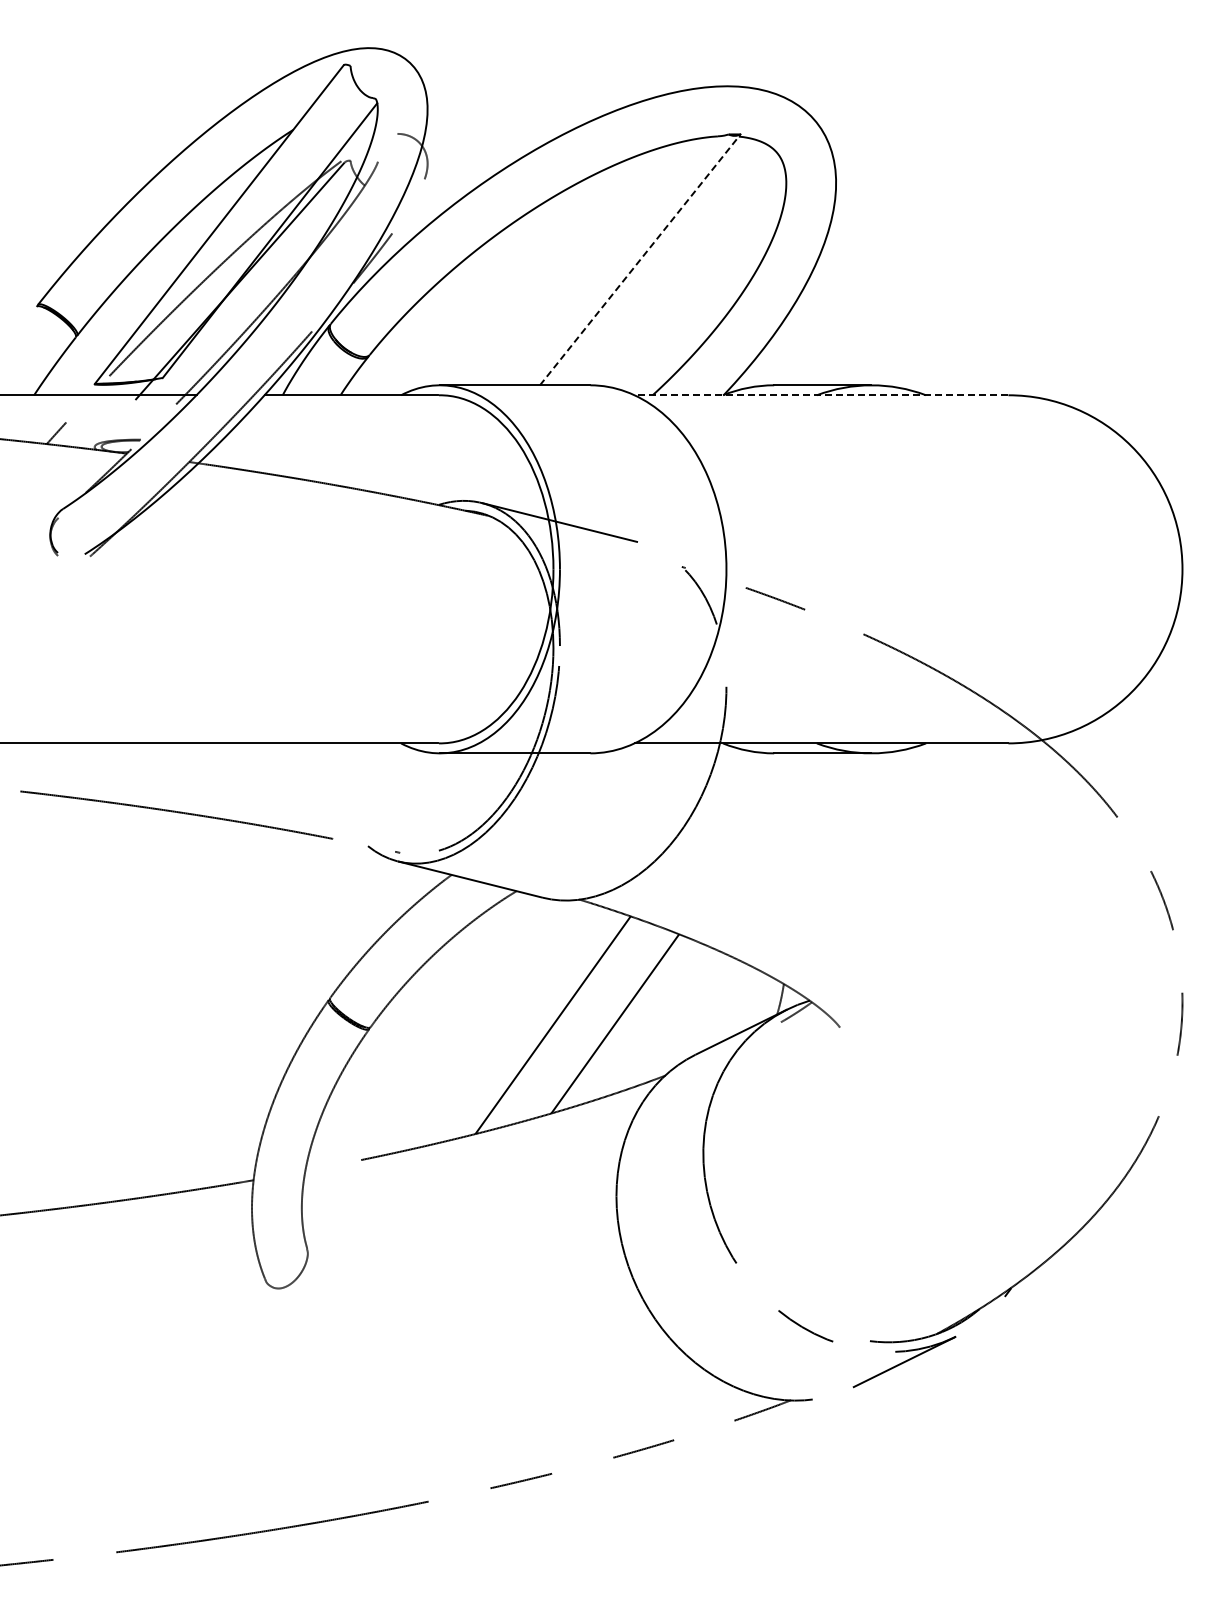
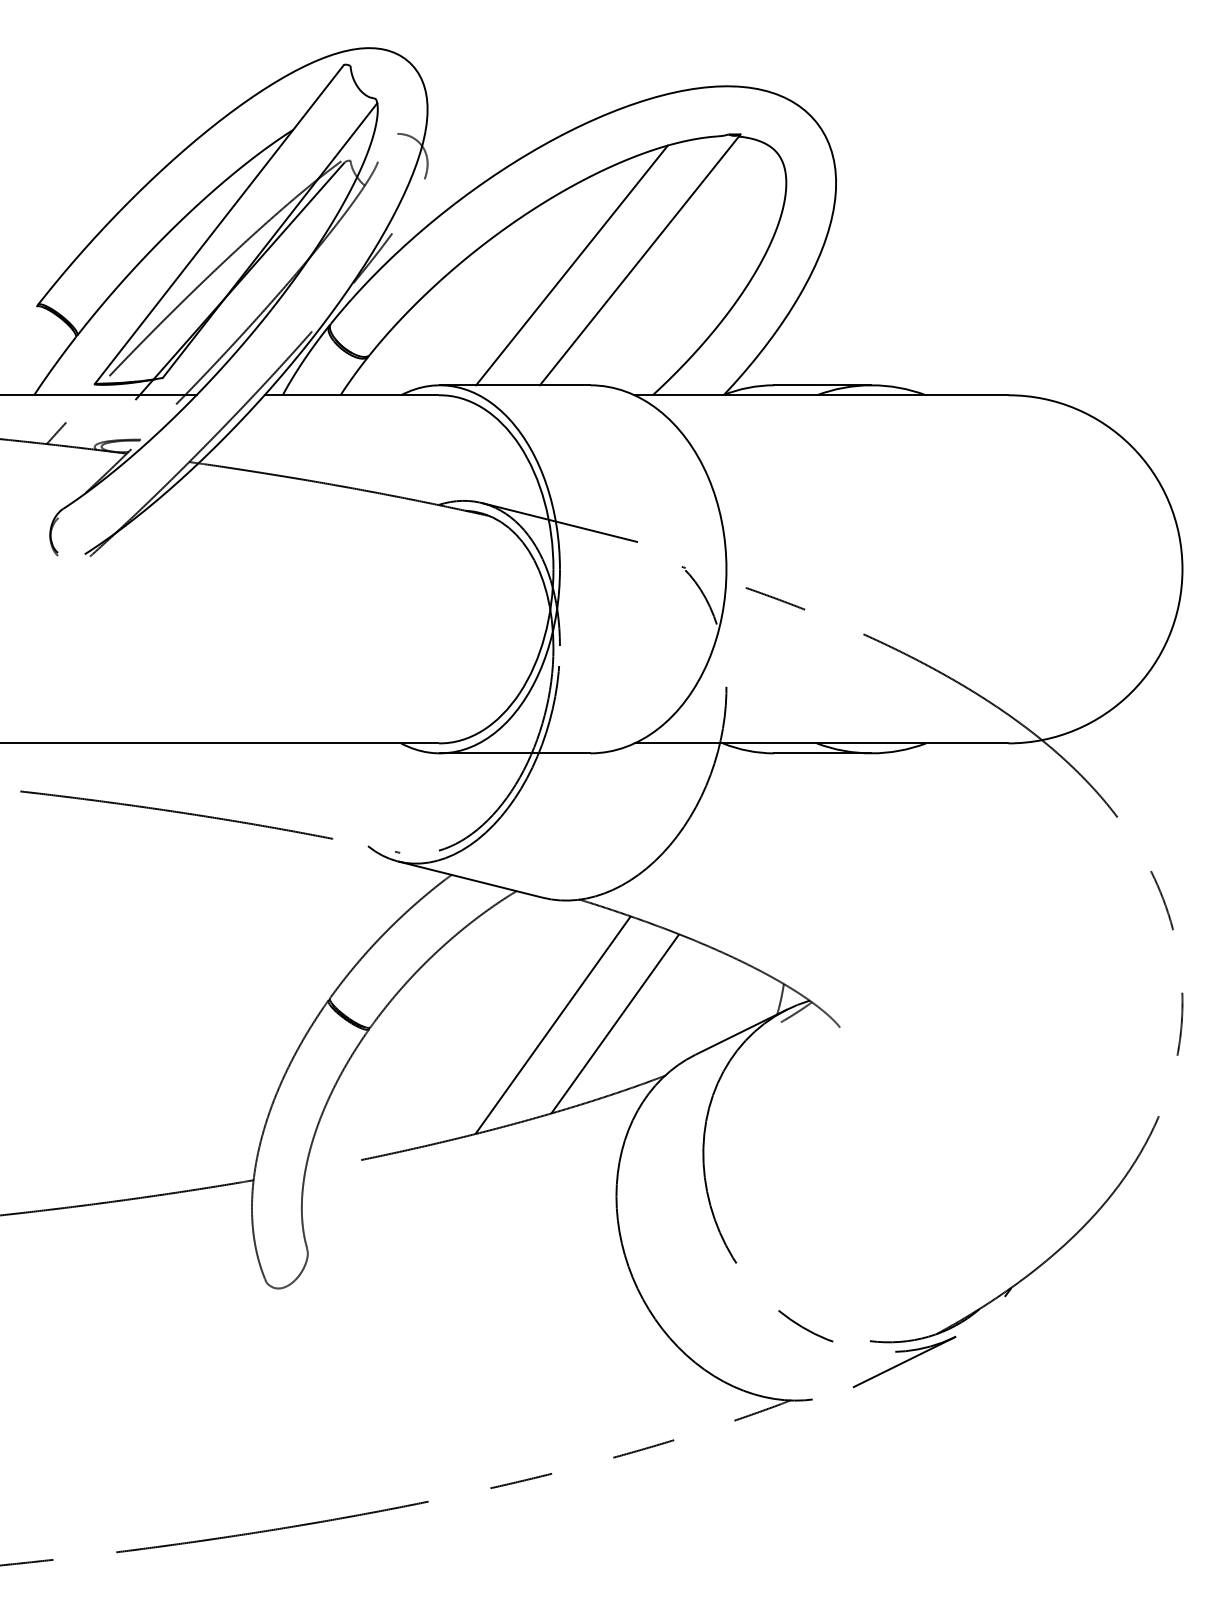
line: dashed -> solid (640, 259)
line: none -> present (571, 265)
line: dashed -> solid (821, 395)
